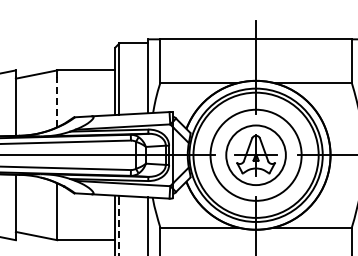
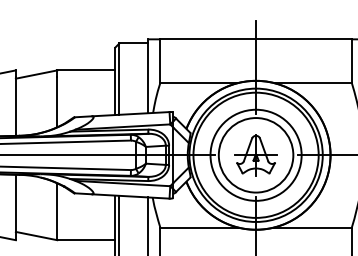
line: dashed -> solid (57, 101)
circle diameter: 60 px -> 75 px (255, 155)
line: dashed -> solid (119, 226)
